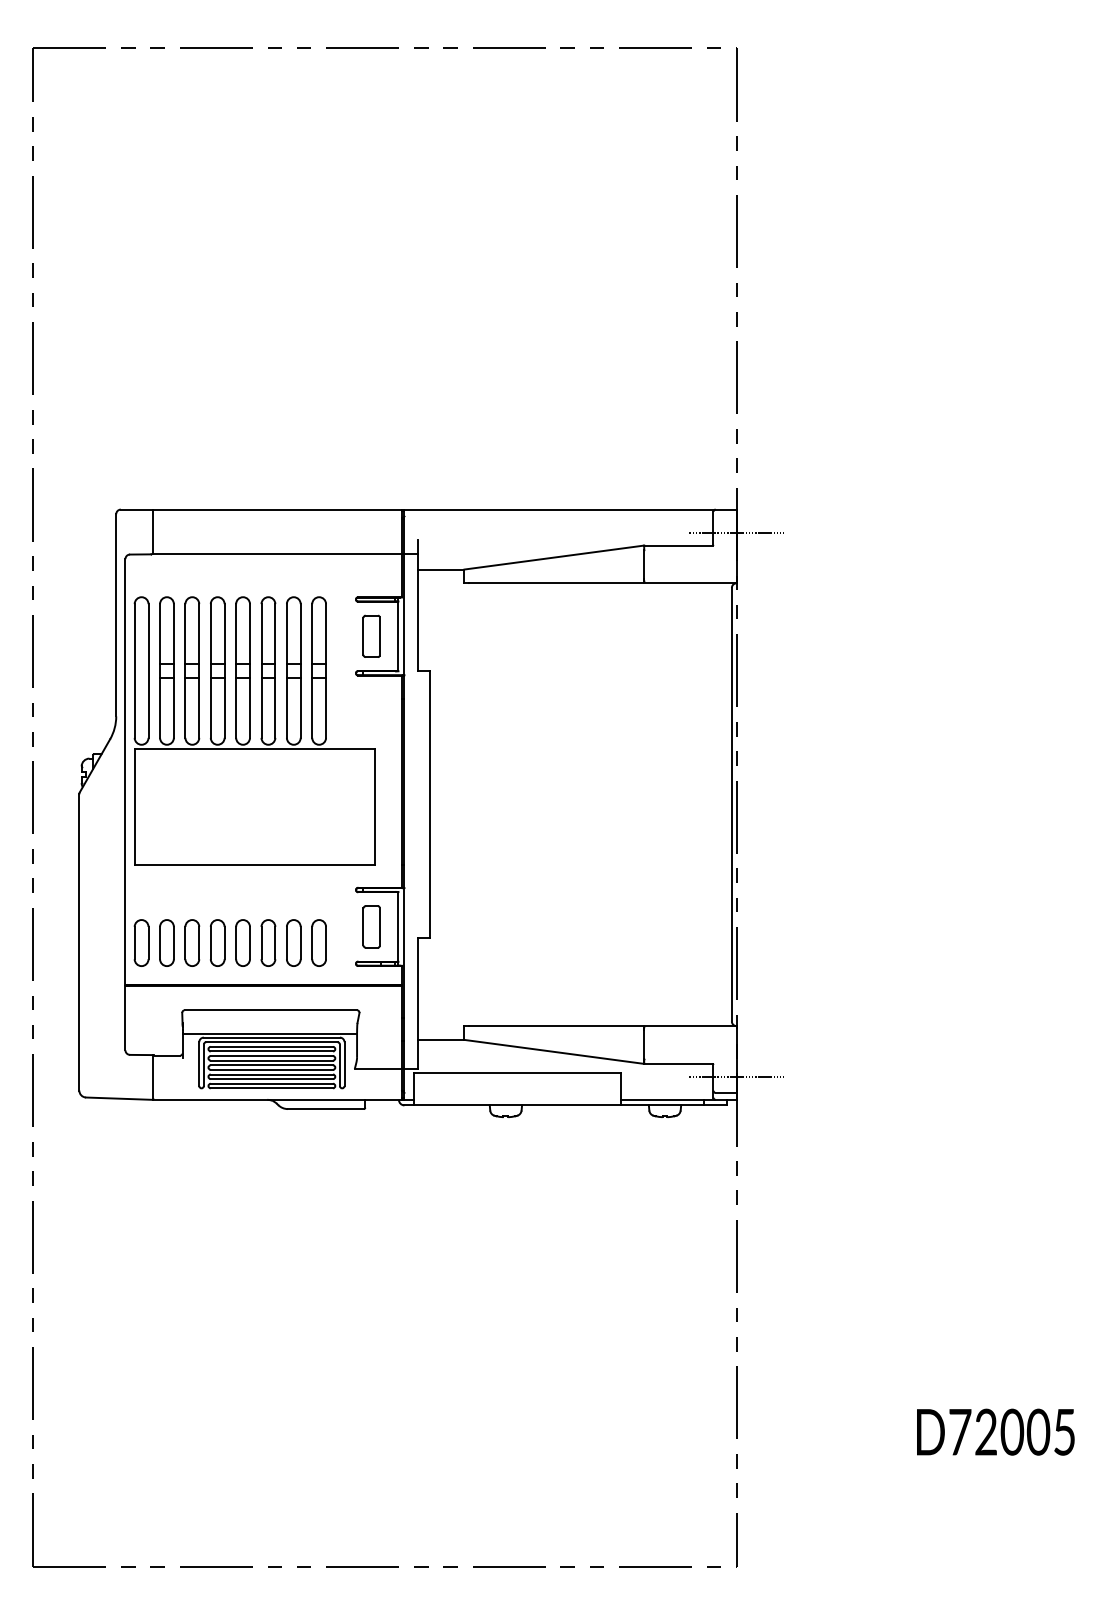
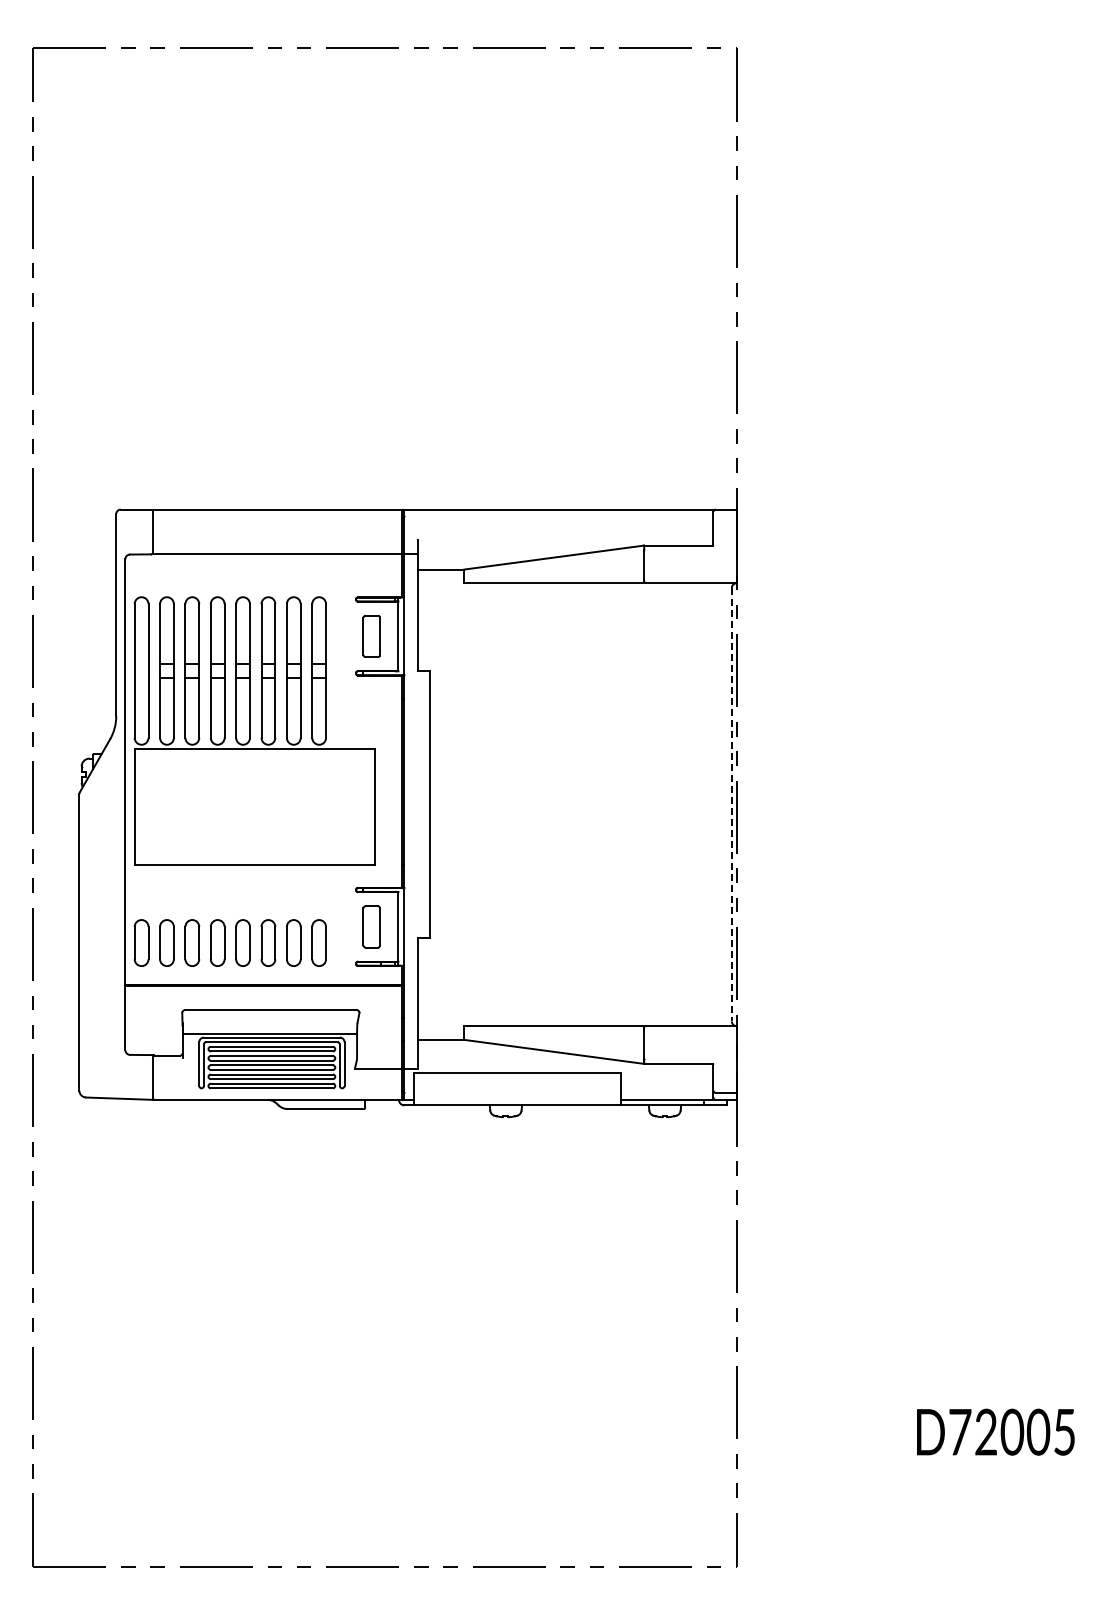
line: present -> none (736, 532)
line: solid -> dashed (731, 804)
line: present -> none (736, 1076)
